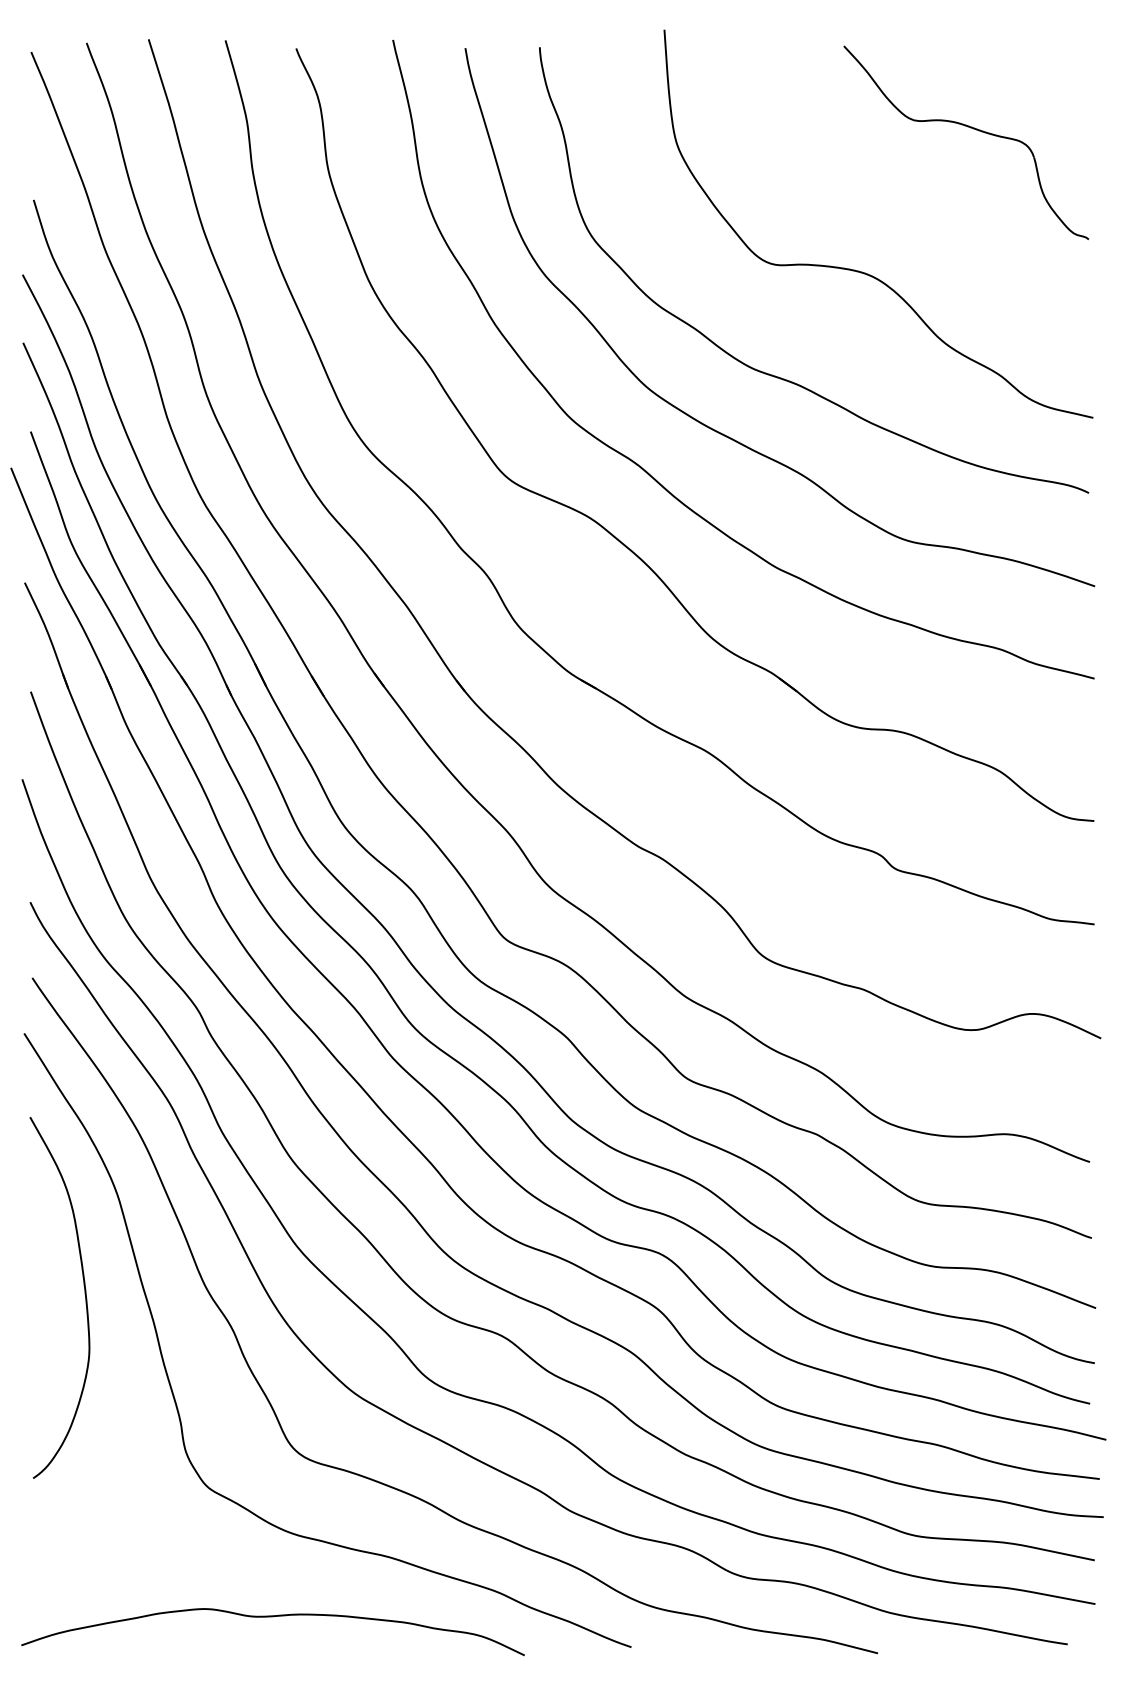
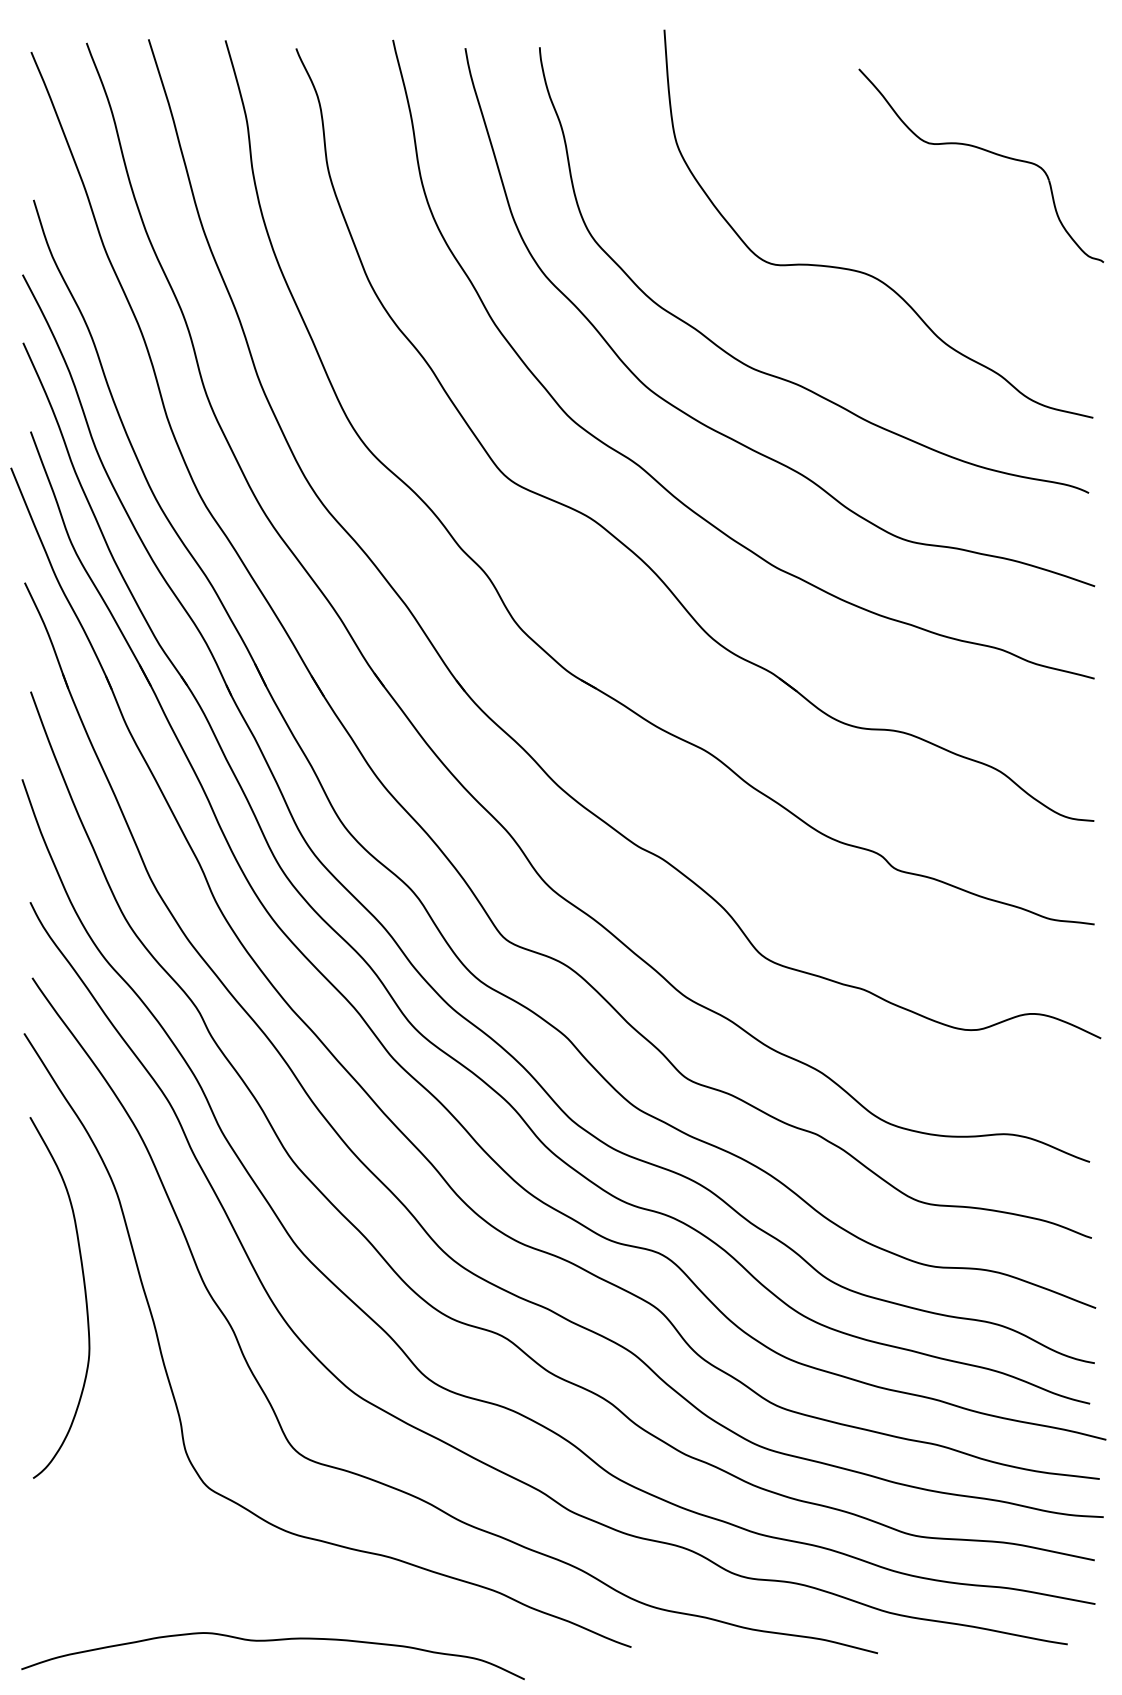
part position: (970, 128) -> (985, 151) (985, 151)
curve position: (272, 1617) -> (272, 1641) (272, 1641)
